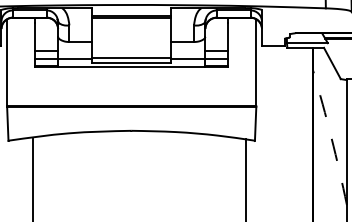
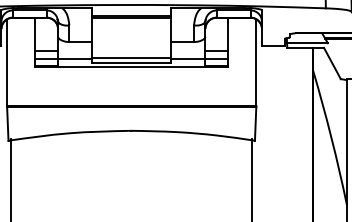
arc: dashed -> solid (331, 137)
line position: (33, 178) -> (11, 178) (11, 178)
line position: (246, 178) -> (252, 178) (252, 178)
